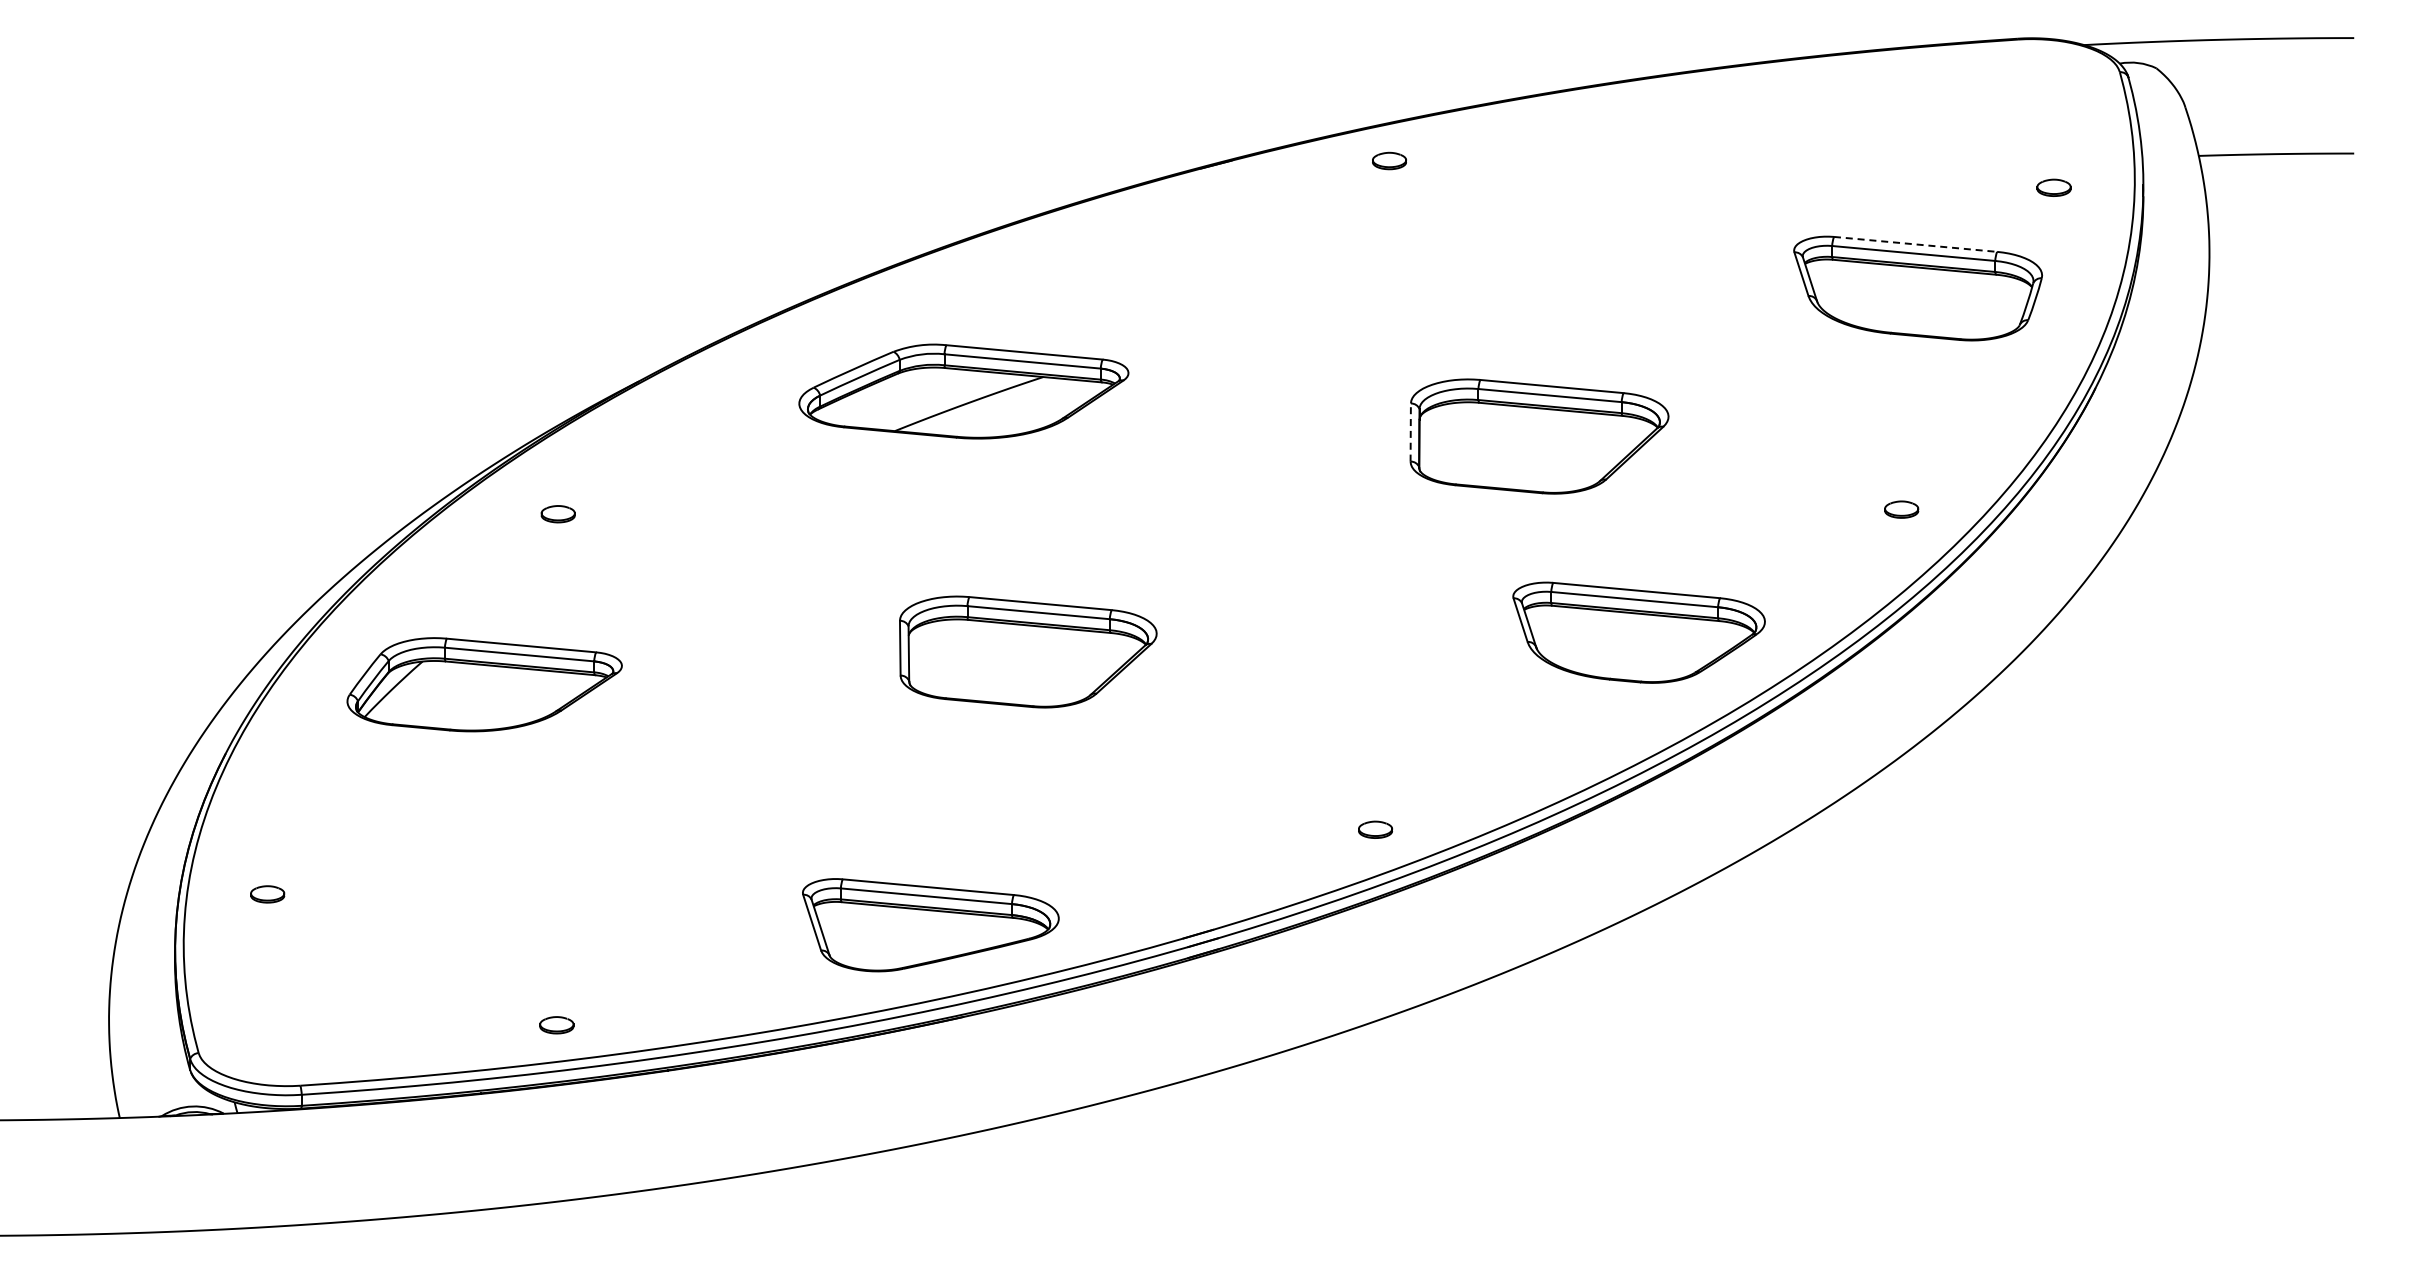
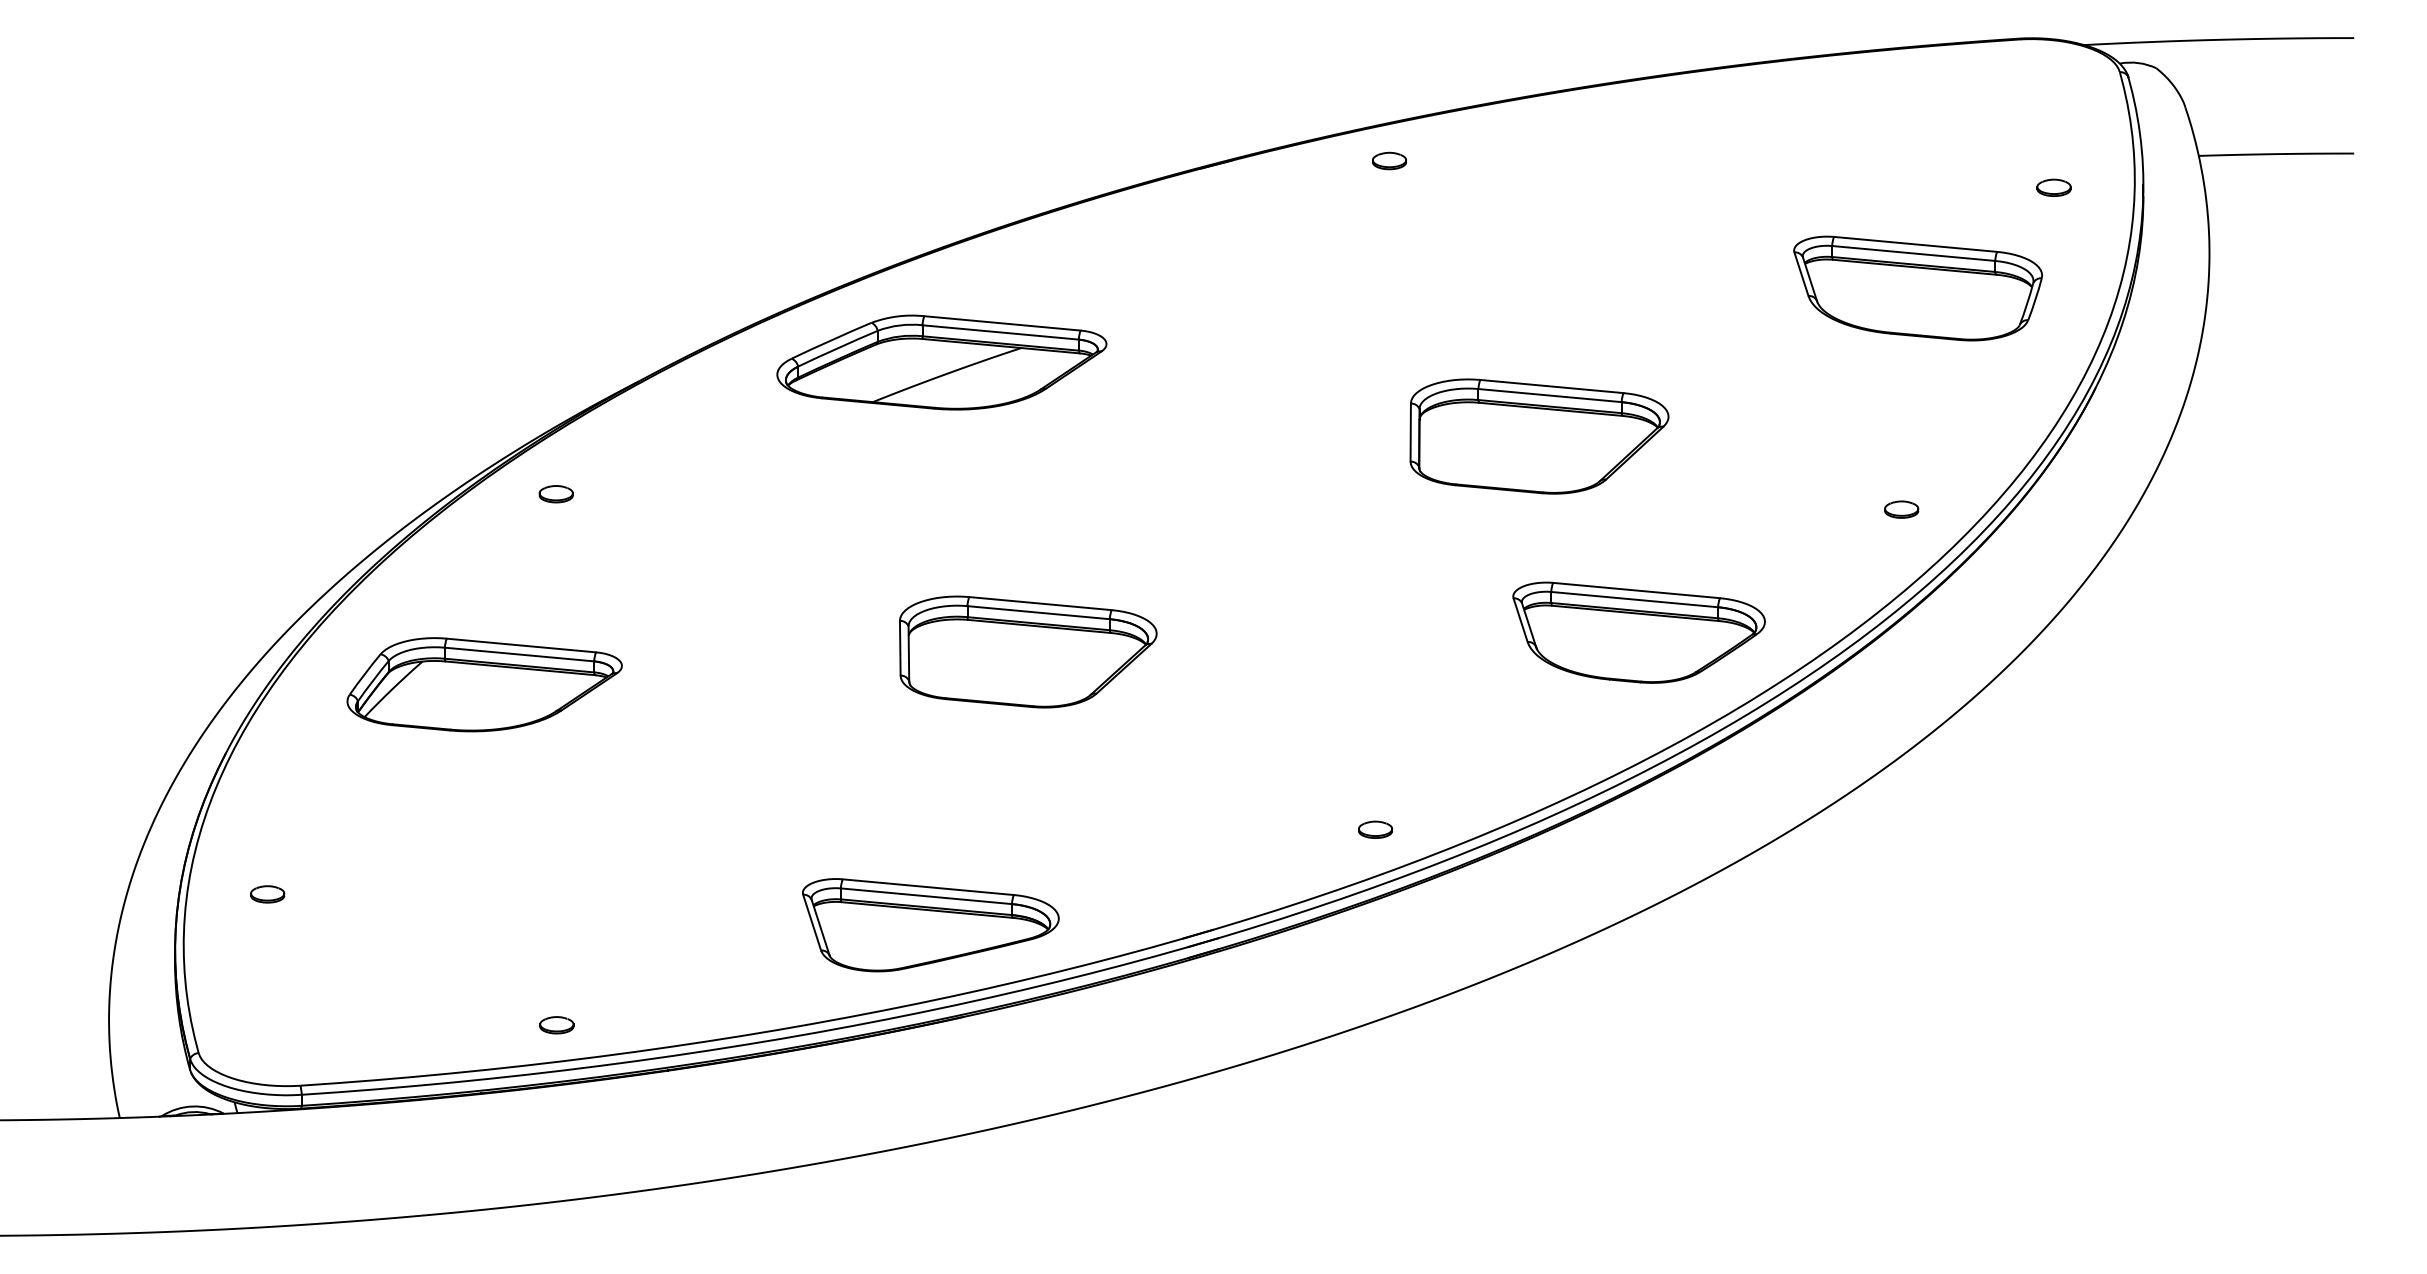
line: dashed -> solid (1915, 244)
part position: (963, 391) -> (941, 362) (941, 362)
line: dashed -> solid (1410, 432)
part position: (557, 514) -> (555, 494) (555, 494)
